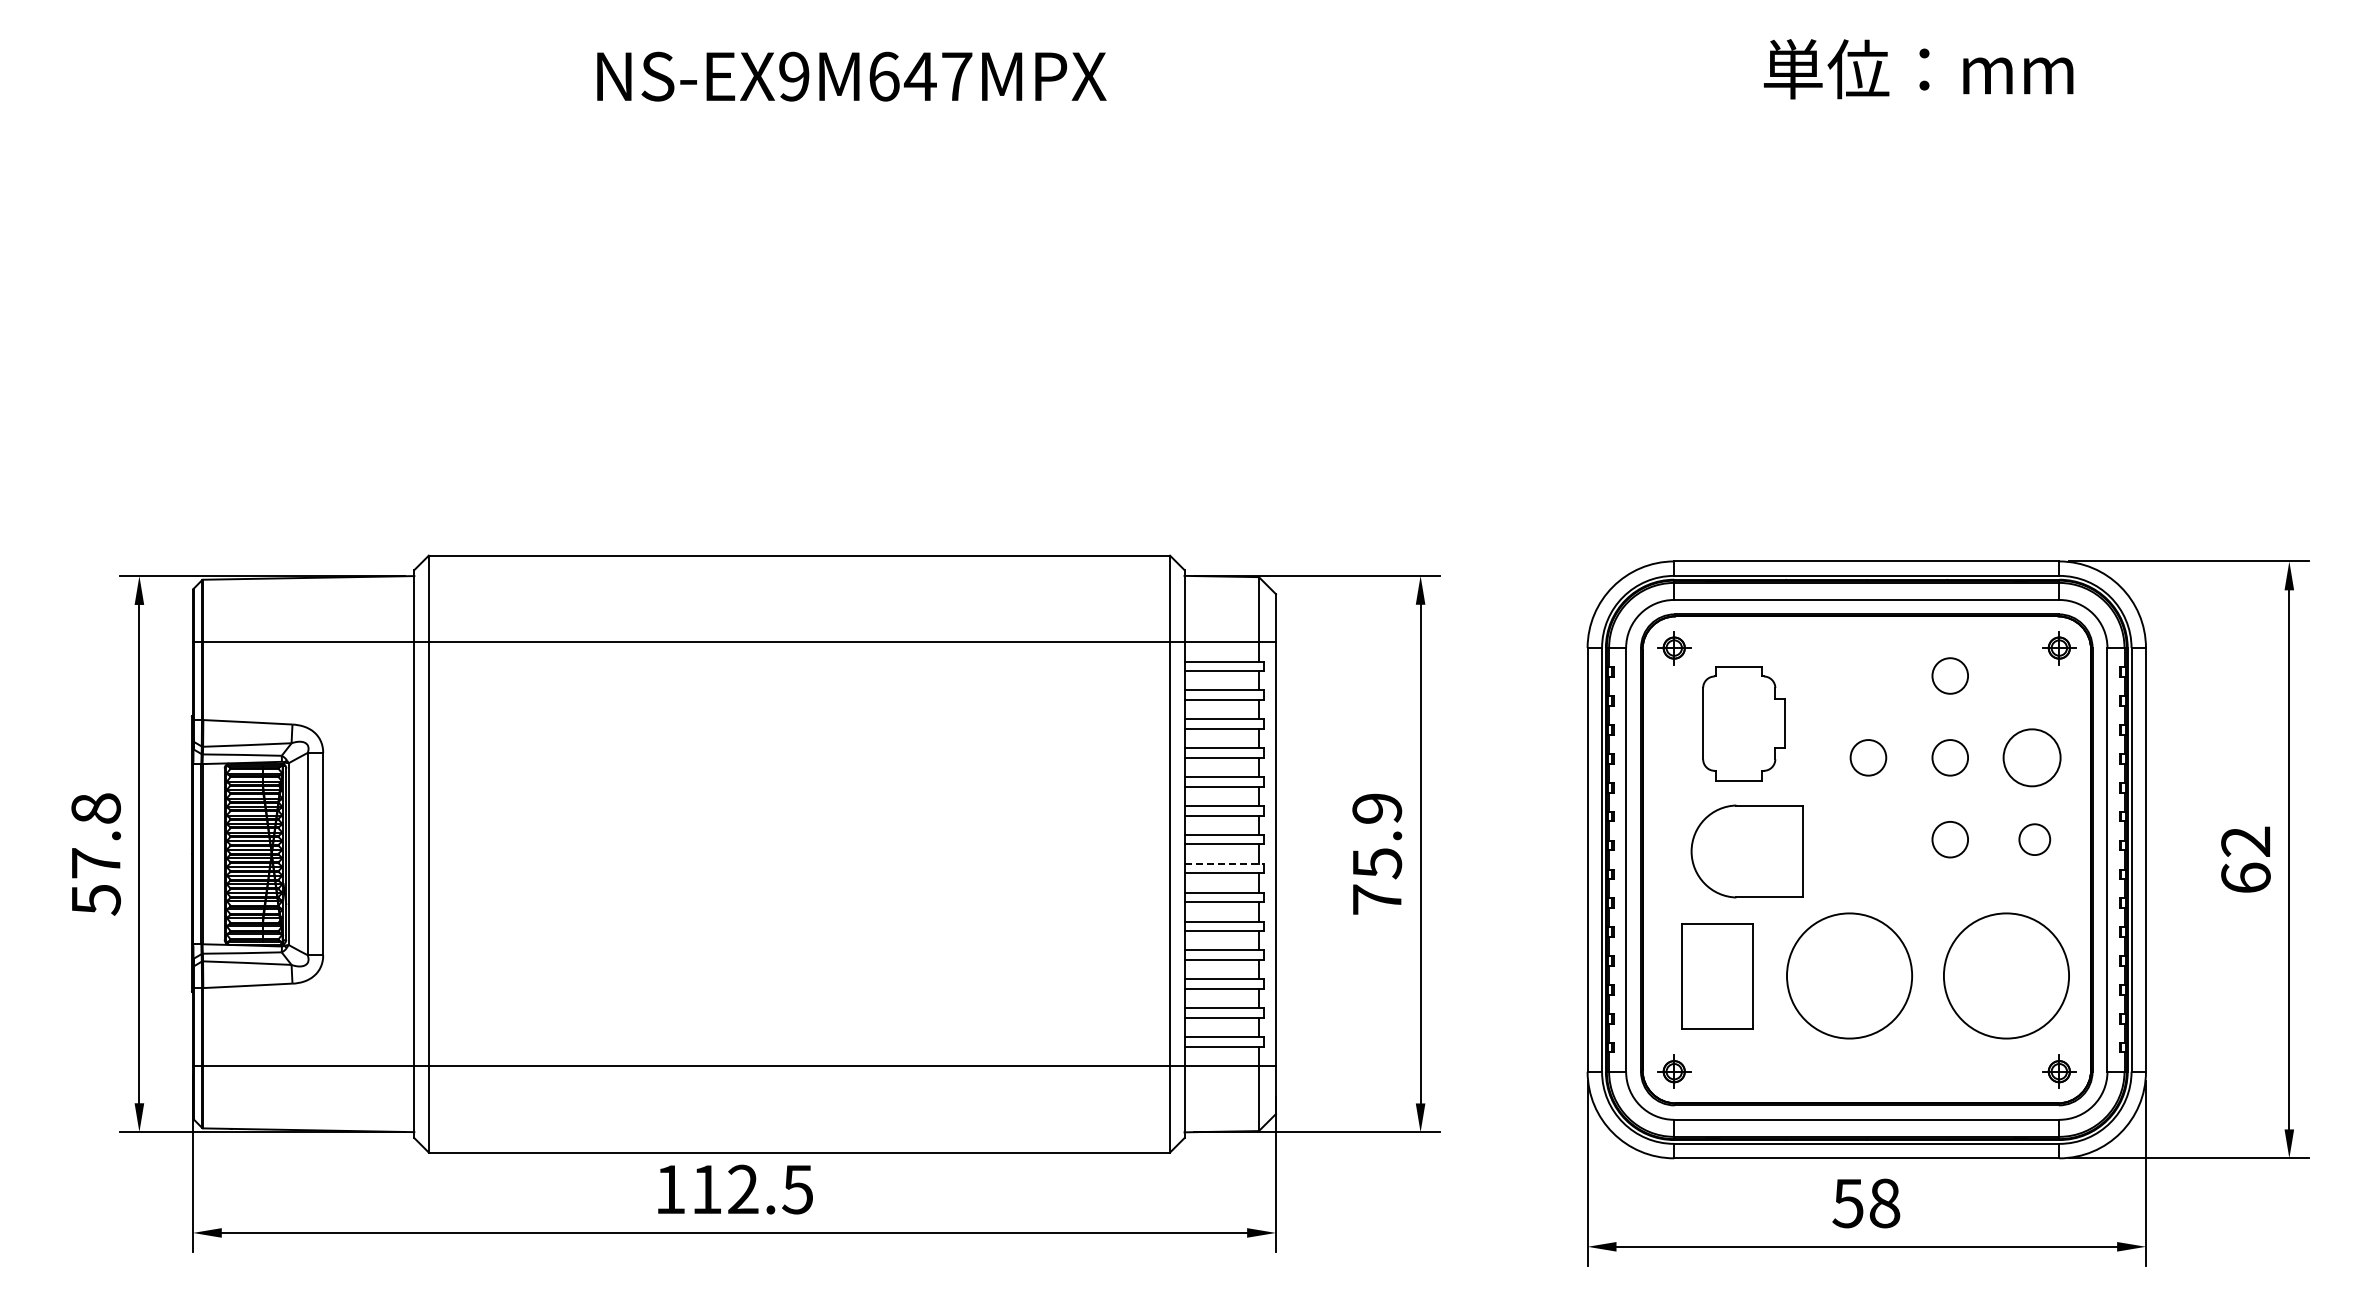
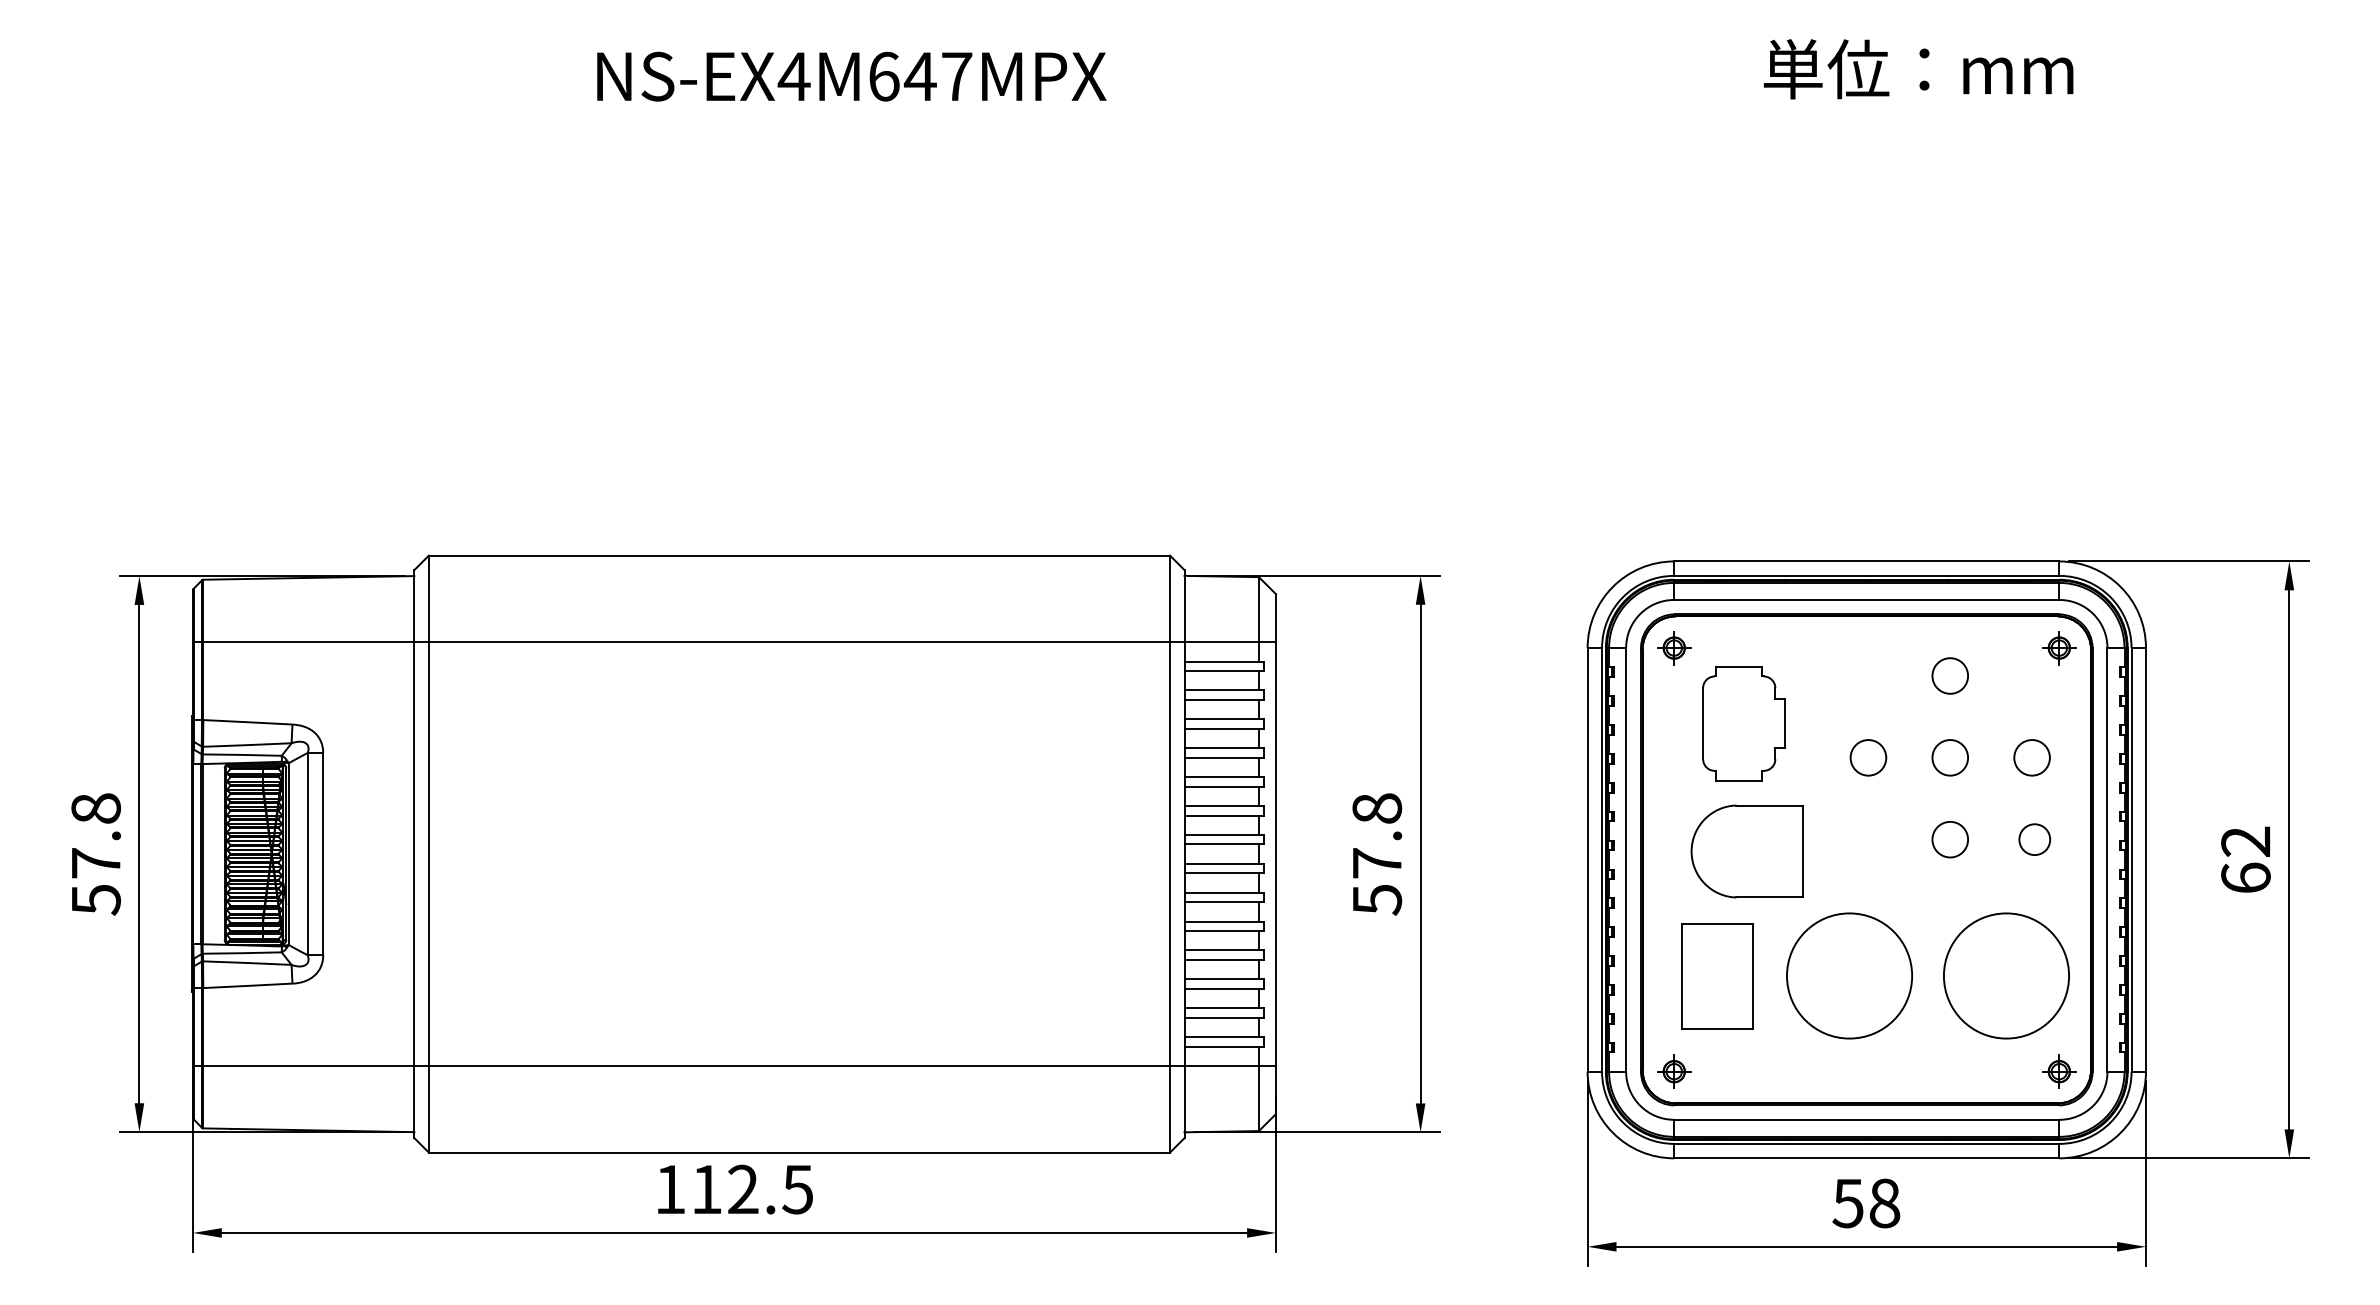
text: NS-EX9M647MPX -> NS-EX4M647MPX (793, 76)
circle diameter: 57 px -> 36 px (2031, 757)
text: 75.9 -> 57.8 (1377, 854)
line: dashed -> solid (1224, 863)
